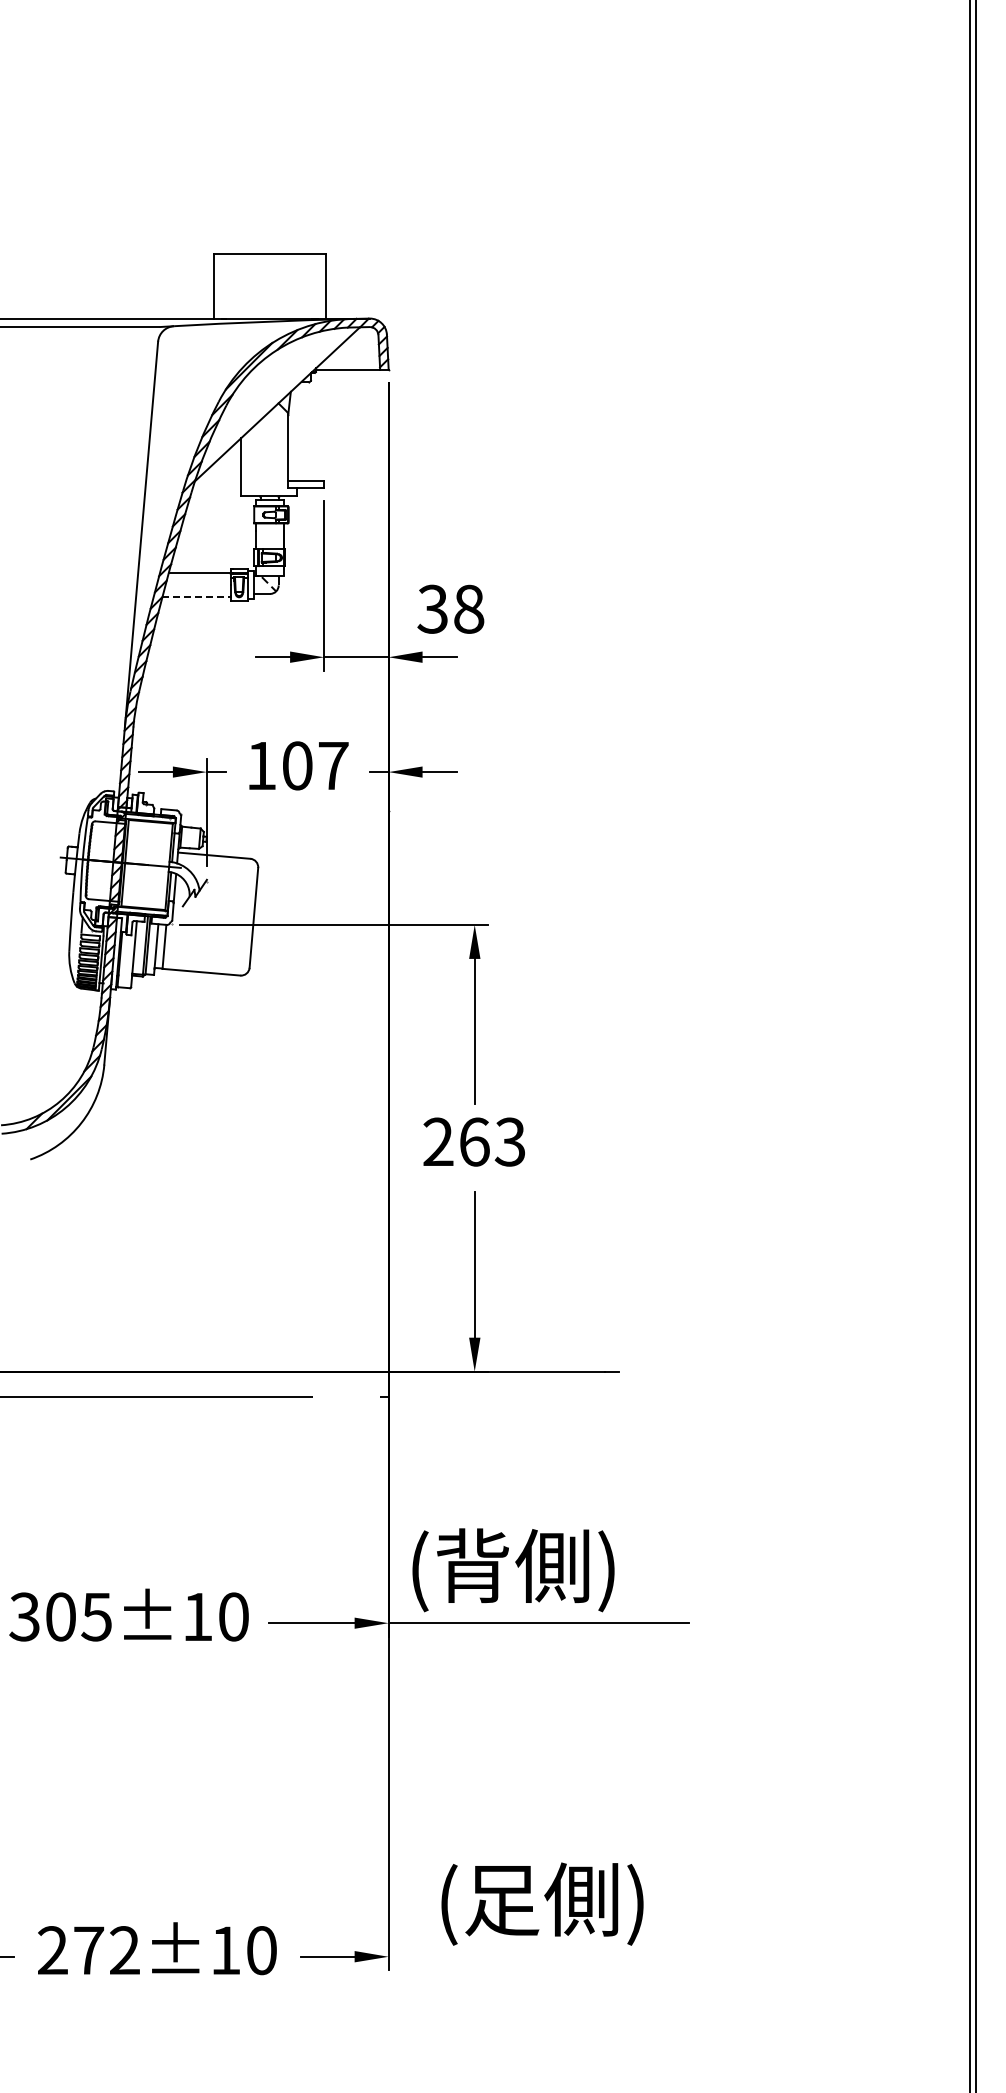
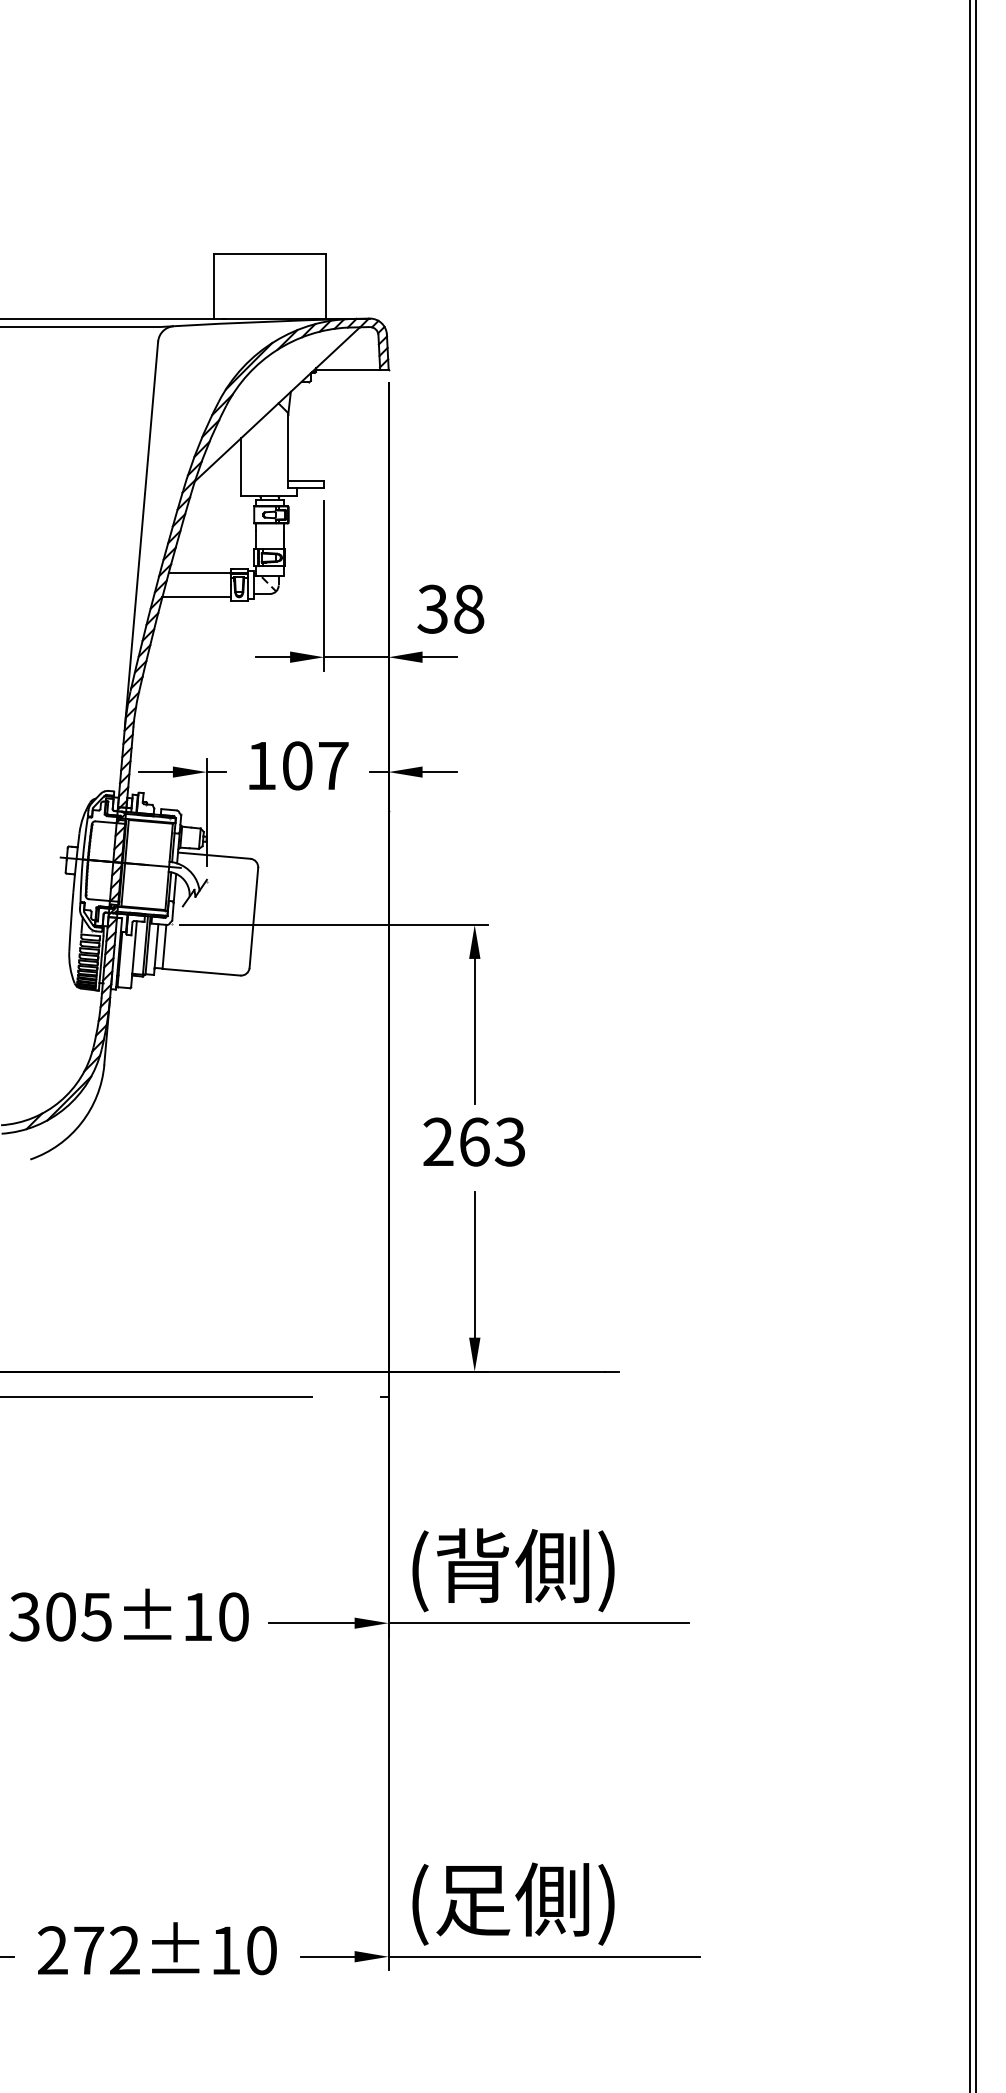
line: dashed -> solid (197, 596)
text position: (542, 1903) -> (513, 1903) (513, 1903)
line: none -> present (543, 1956)
